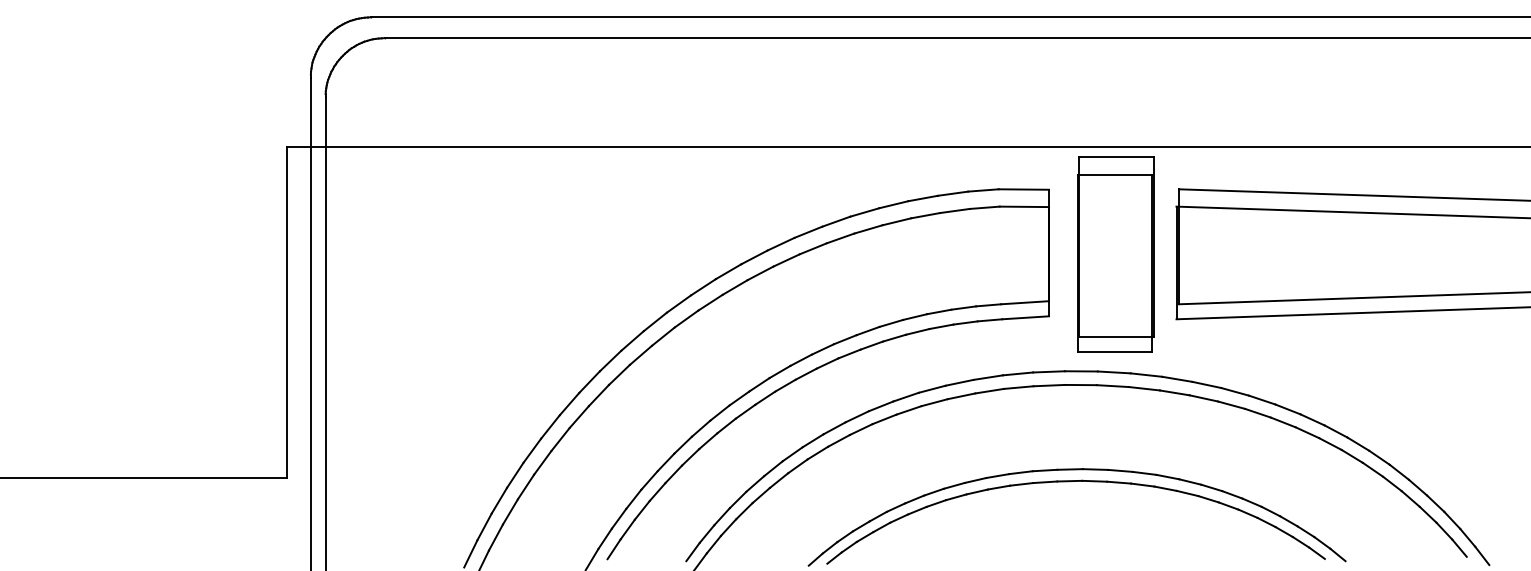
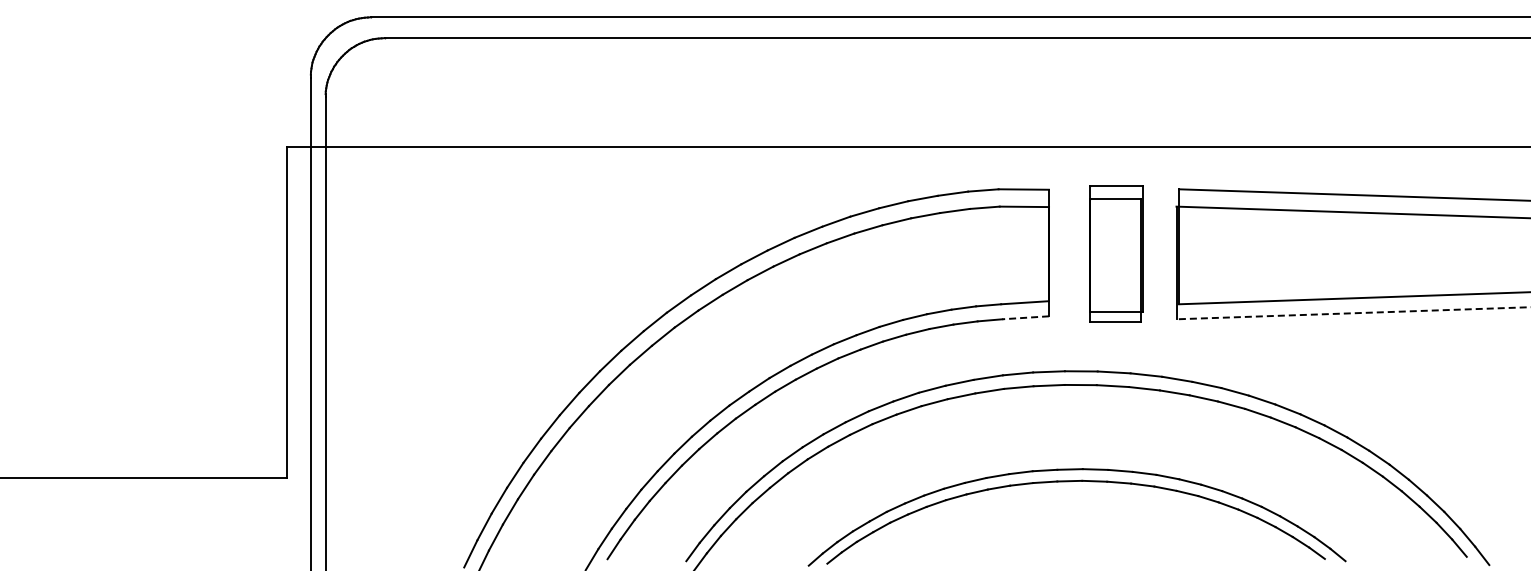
part size: 78x197 px -> 55x138 px (1116, 253)
line: solid -> dashed (1353, 313)
line: solid -> dashed (1025, 317)
